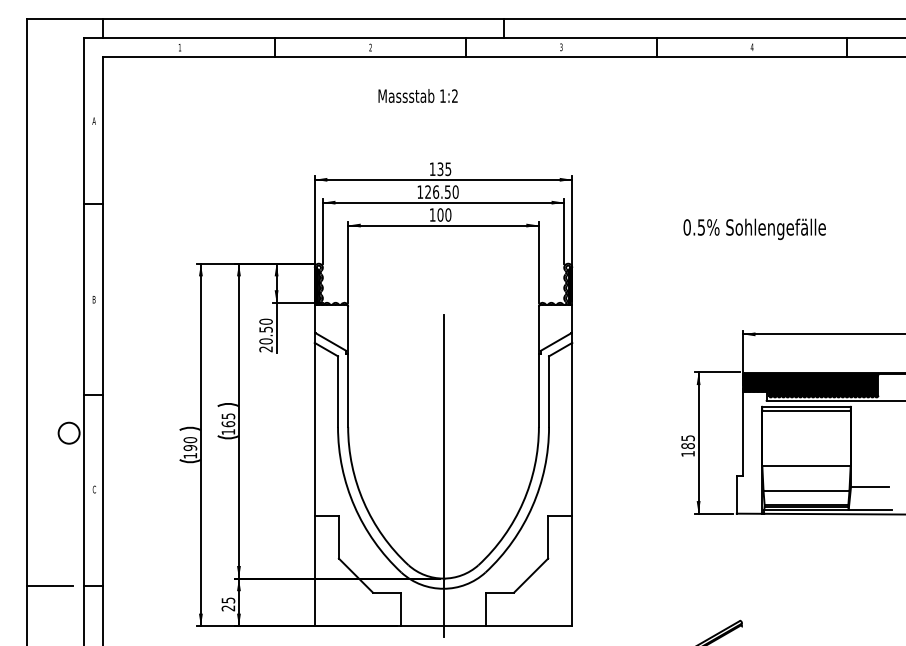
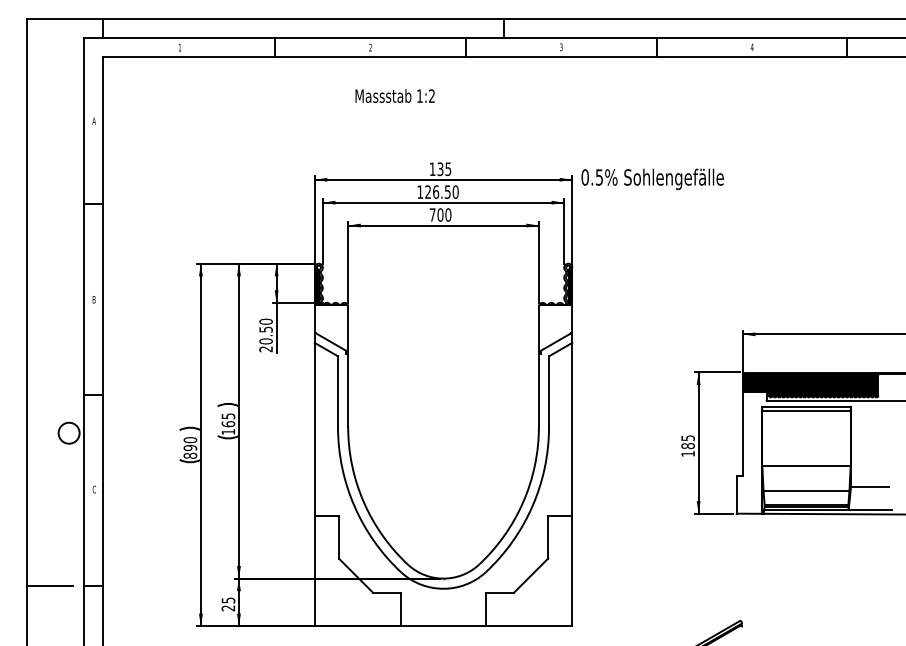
text position: (417, 95) -> (394, 95) (394, 95)
text: 100 -> 700 (432, 214)
text position: (754, 229) -> (652, 179) (652, 179)
text: 190 -> 890 (190, 455)
line: present -> none (443, 475)
